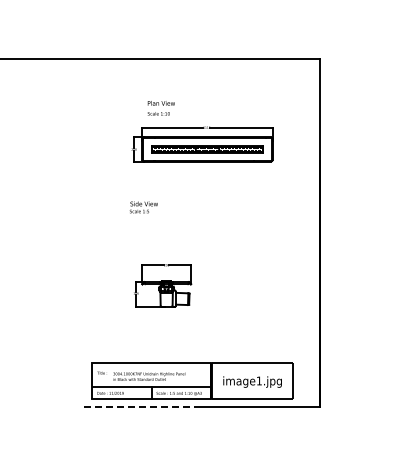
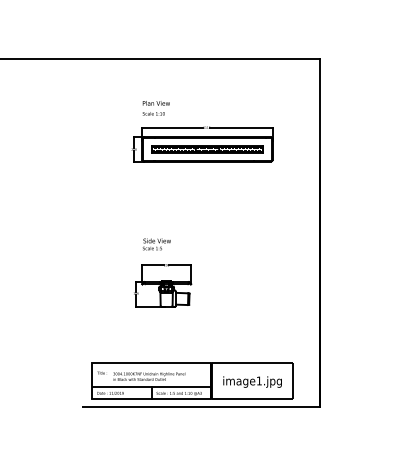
text position: (160, 108) -> (155, 108) (155, 108)
text position: (143, 207) -> (156, 244) (156, 244)
line: dashed -> solid (141, 407)
